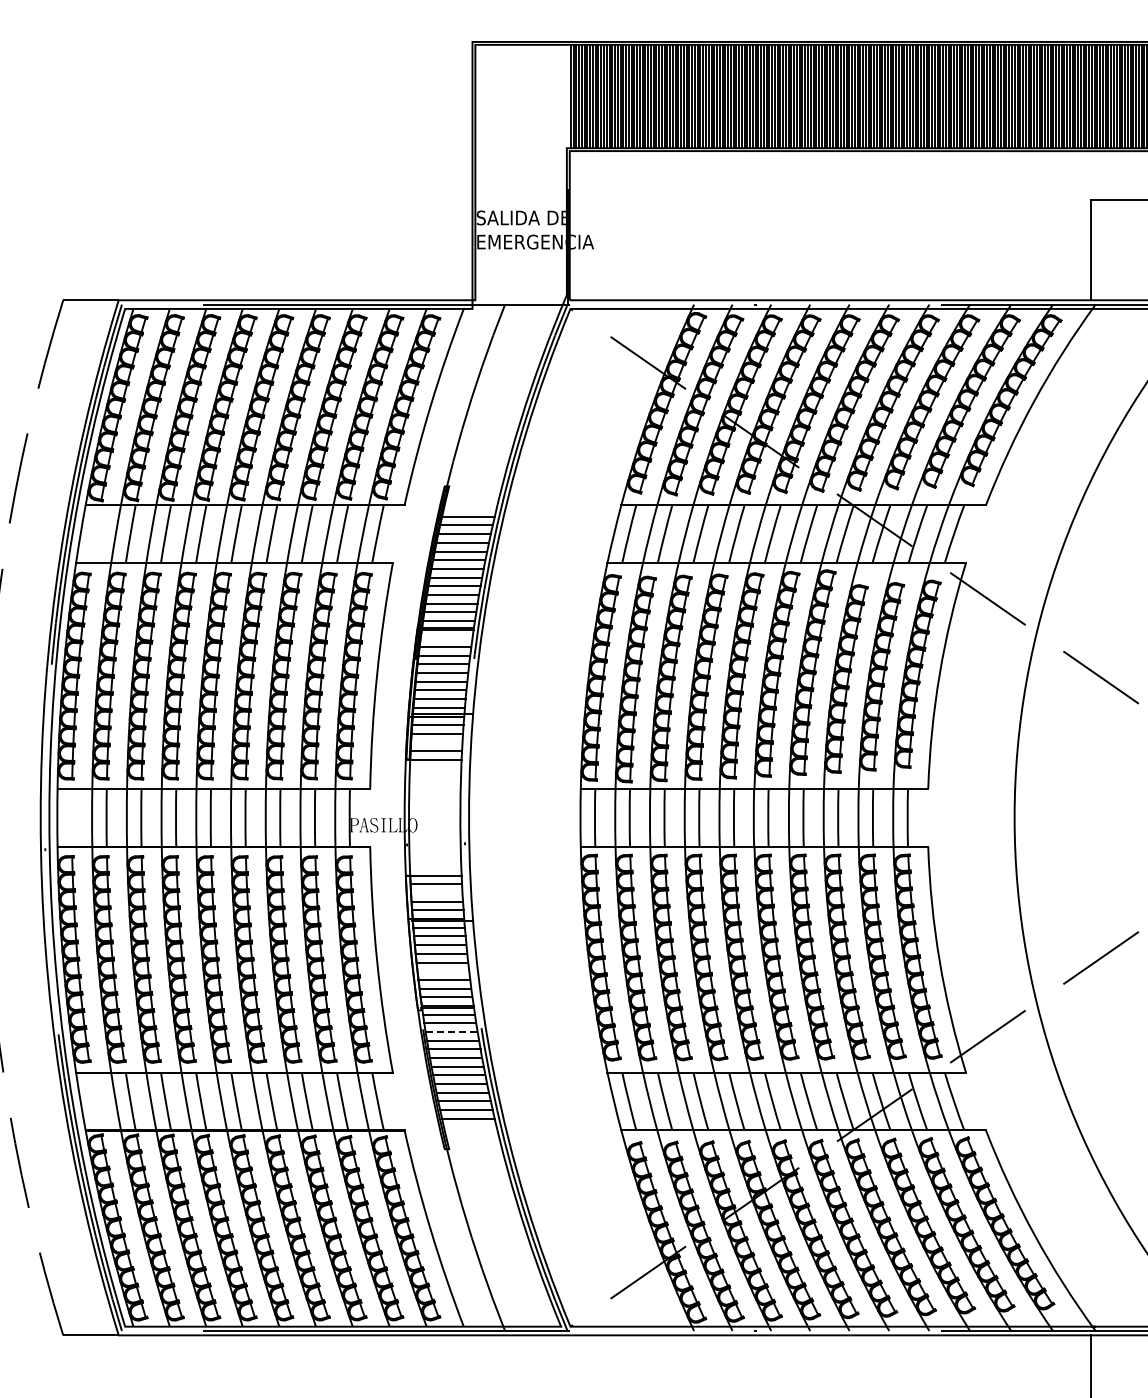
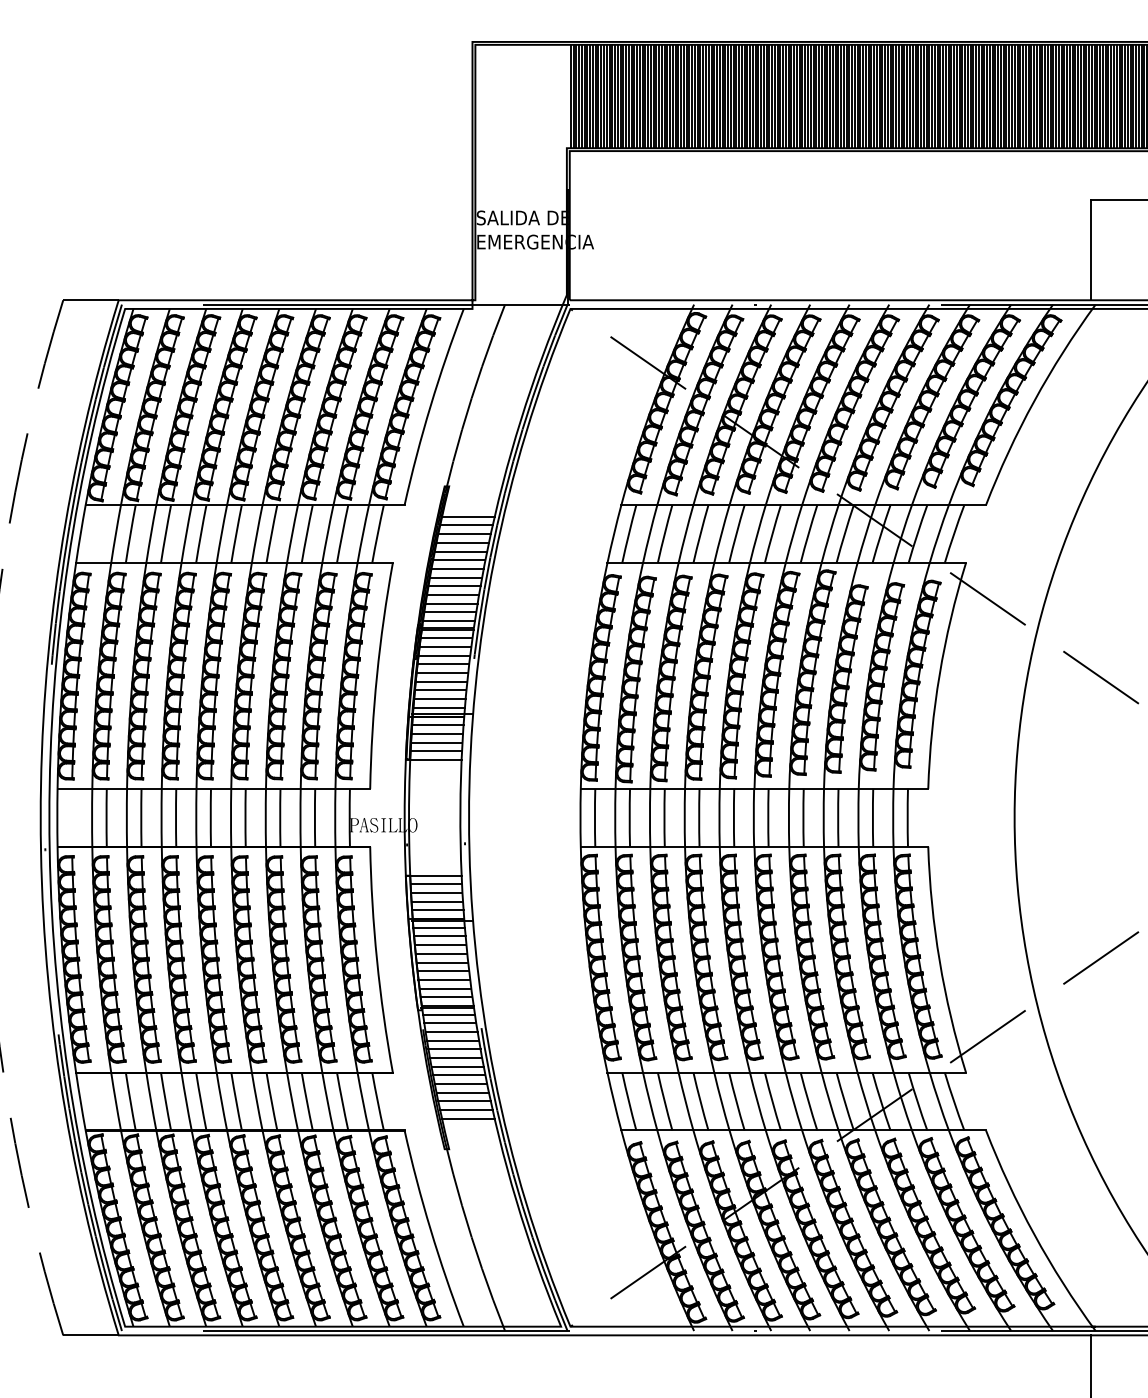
line: none -> present (446, 638)
line: none -> present (436, 742)
line: none -> present (436, 893)
line: none -> present (443, 971)
line: dashed -> solid (452, 1031)
